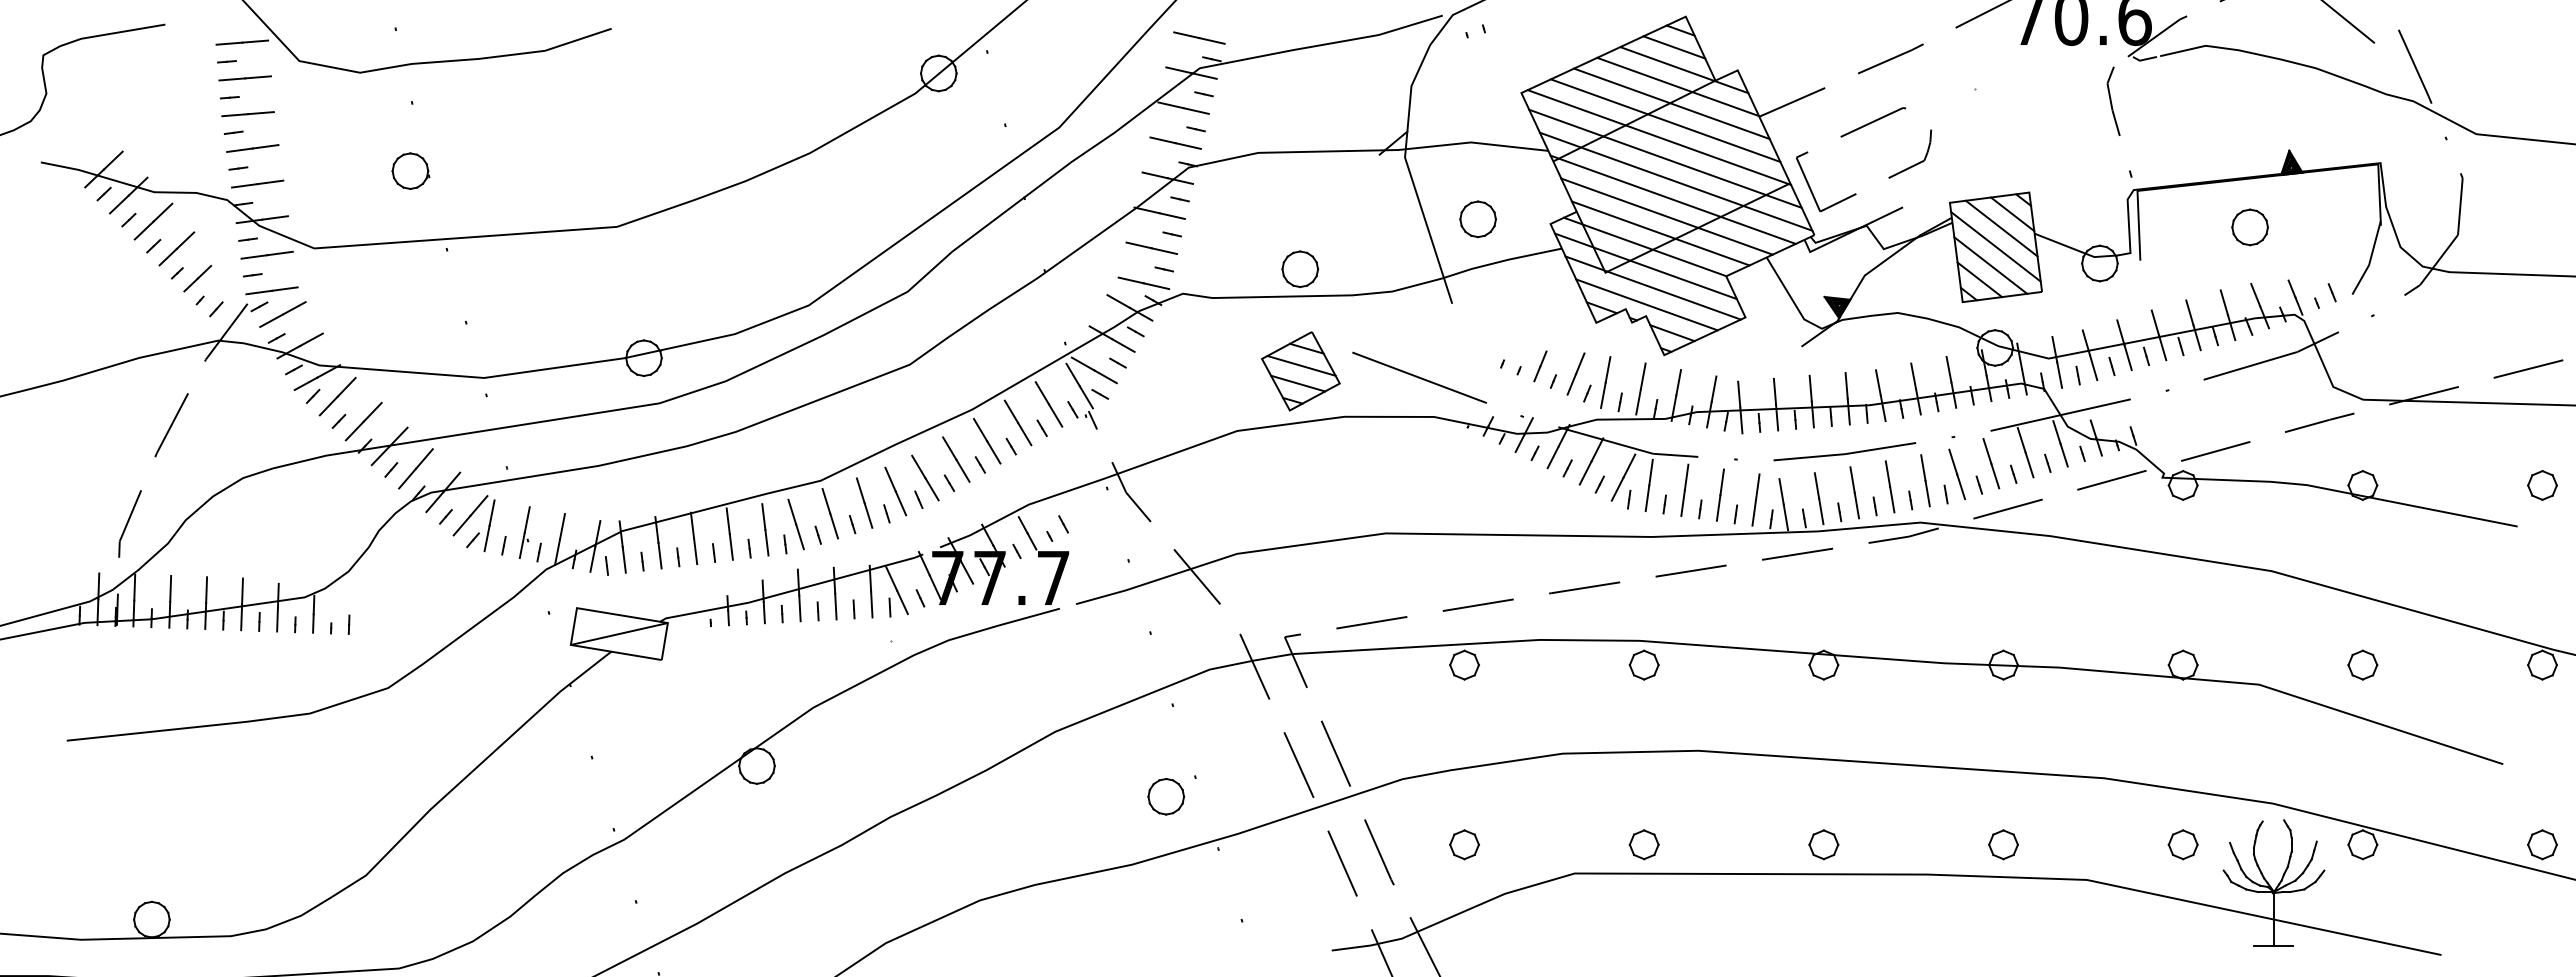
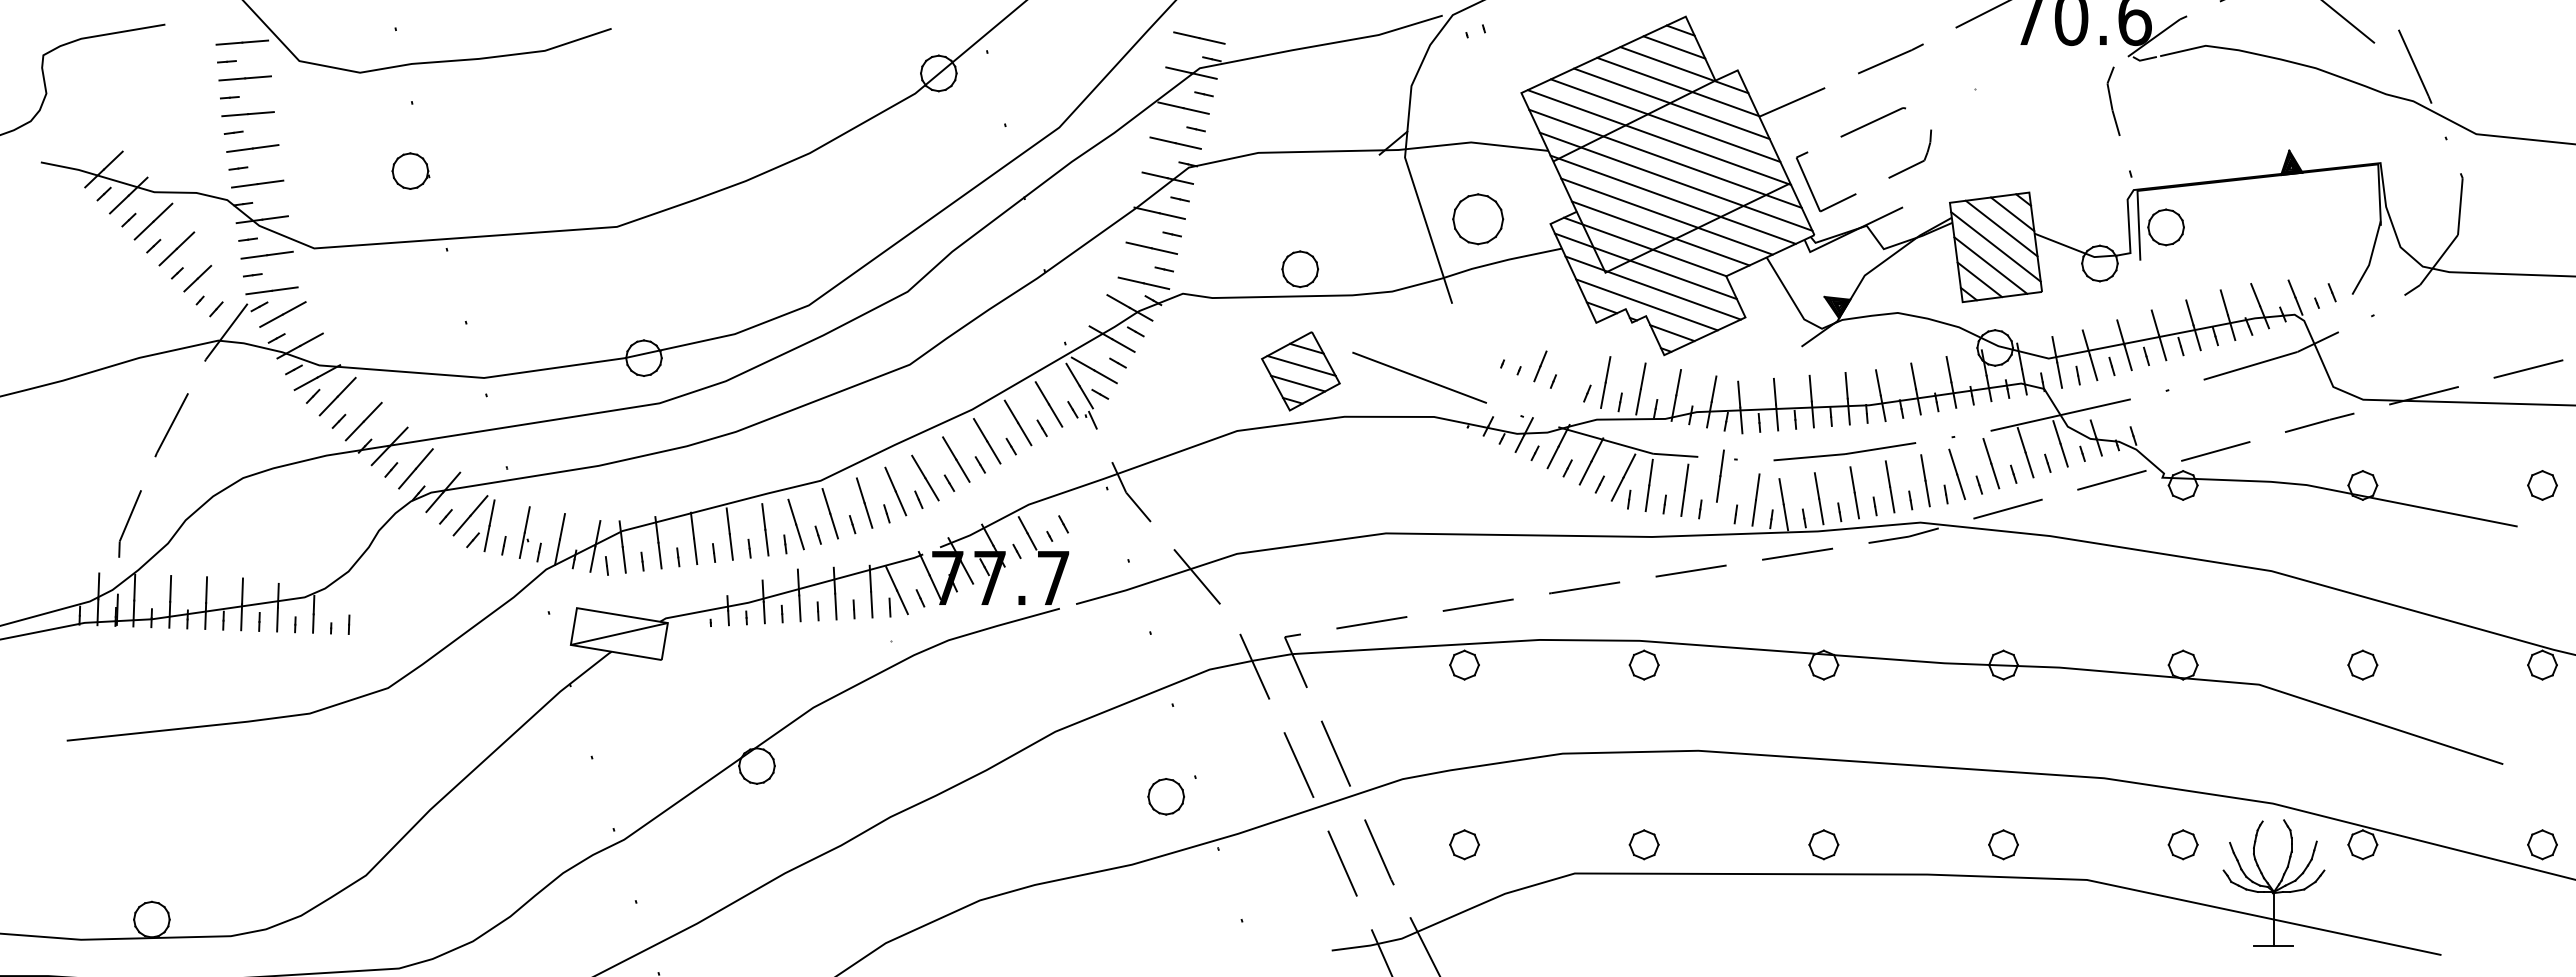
part size: 38x39 px -> 53x53 px (1478, 219)
part position: (2249, 227) -> (2165, 227) (2165, 227)
line: present -> none (1575, 373)
line position: (1720, 494) -> (1720, 475) (1720, 475)
